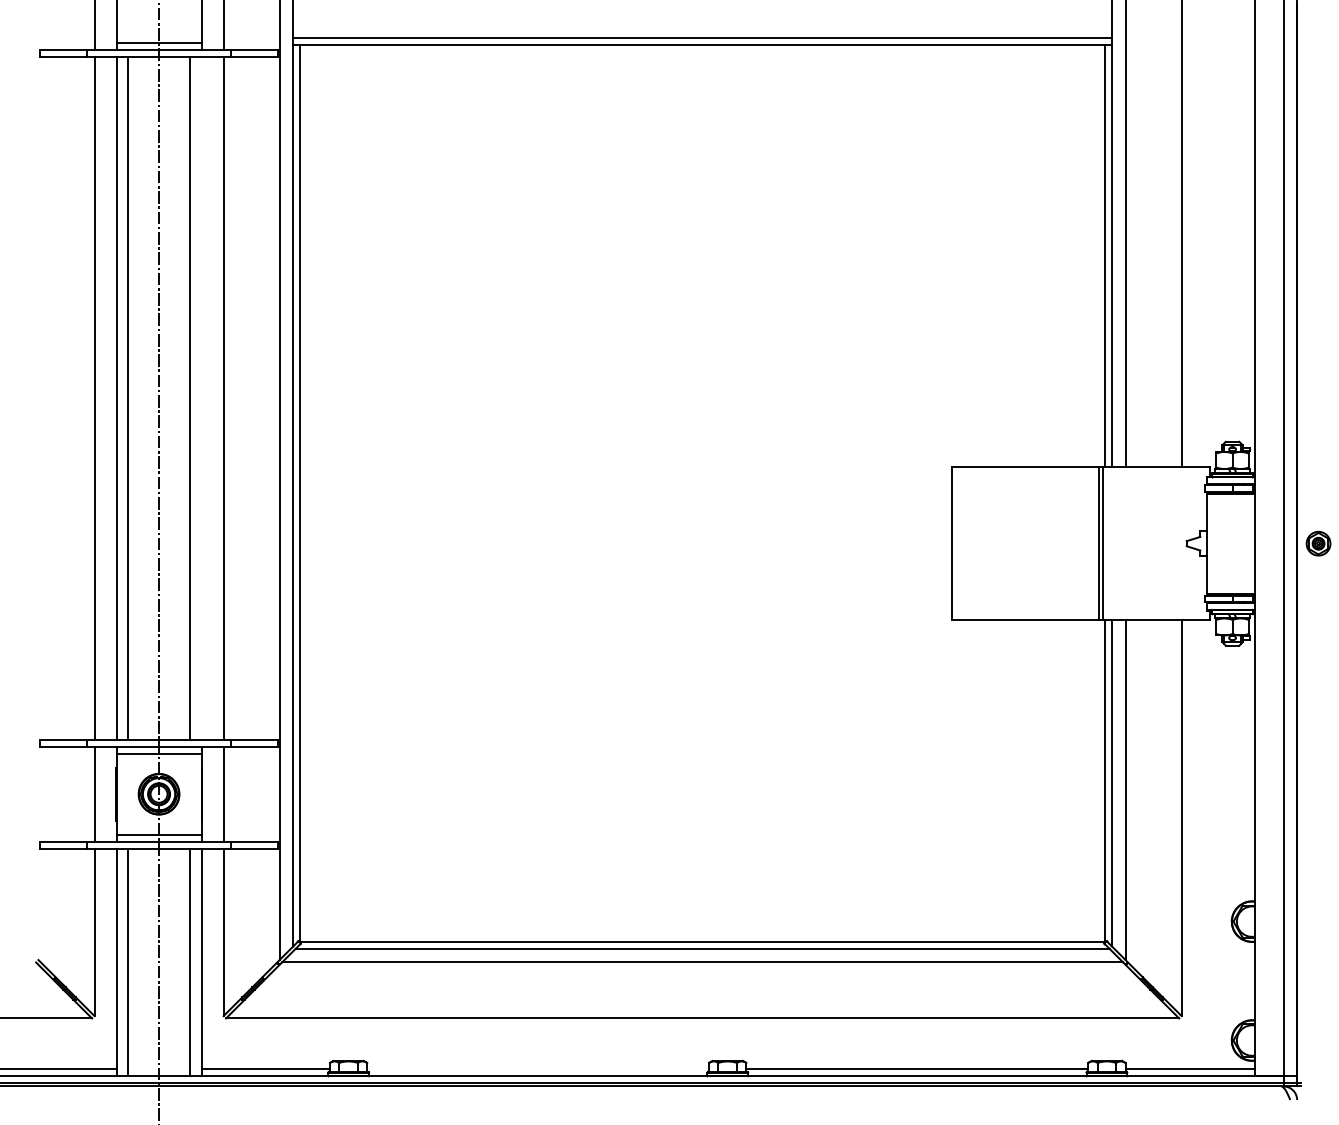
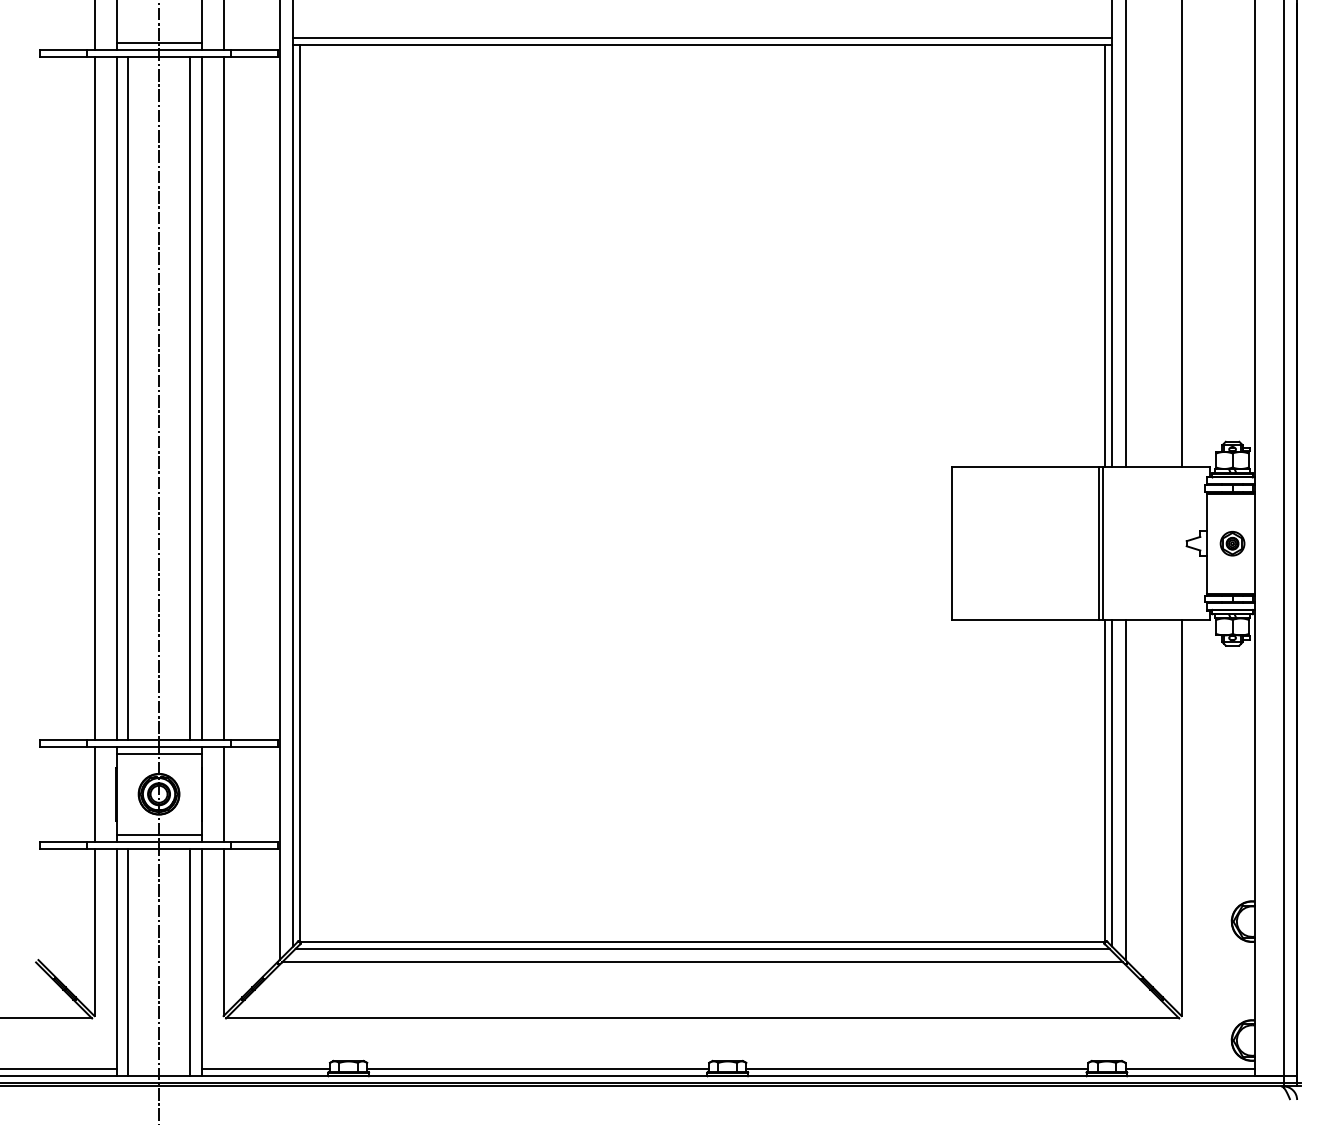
line: none -> present (201, 398)
part position: (1318, 543) -> (1232, 543) (1232, 543)
line: none -> present (538, 1069)
